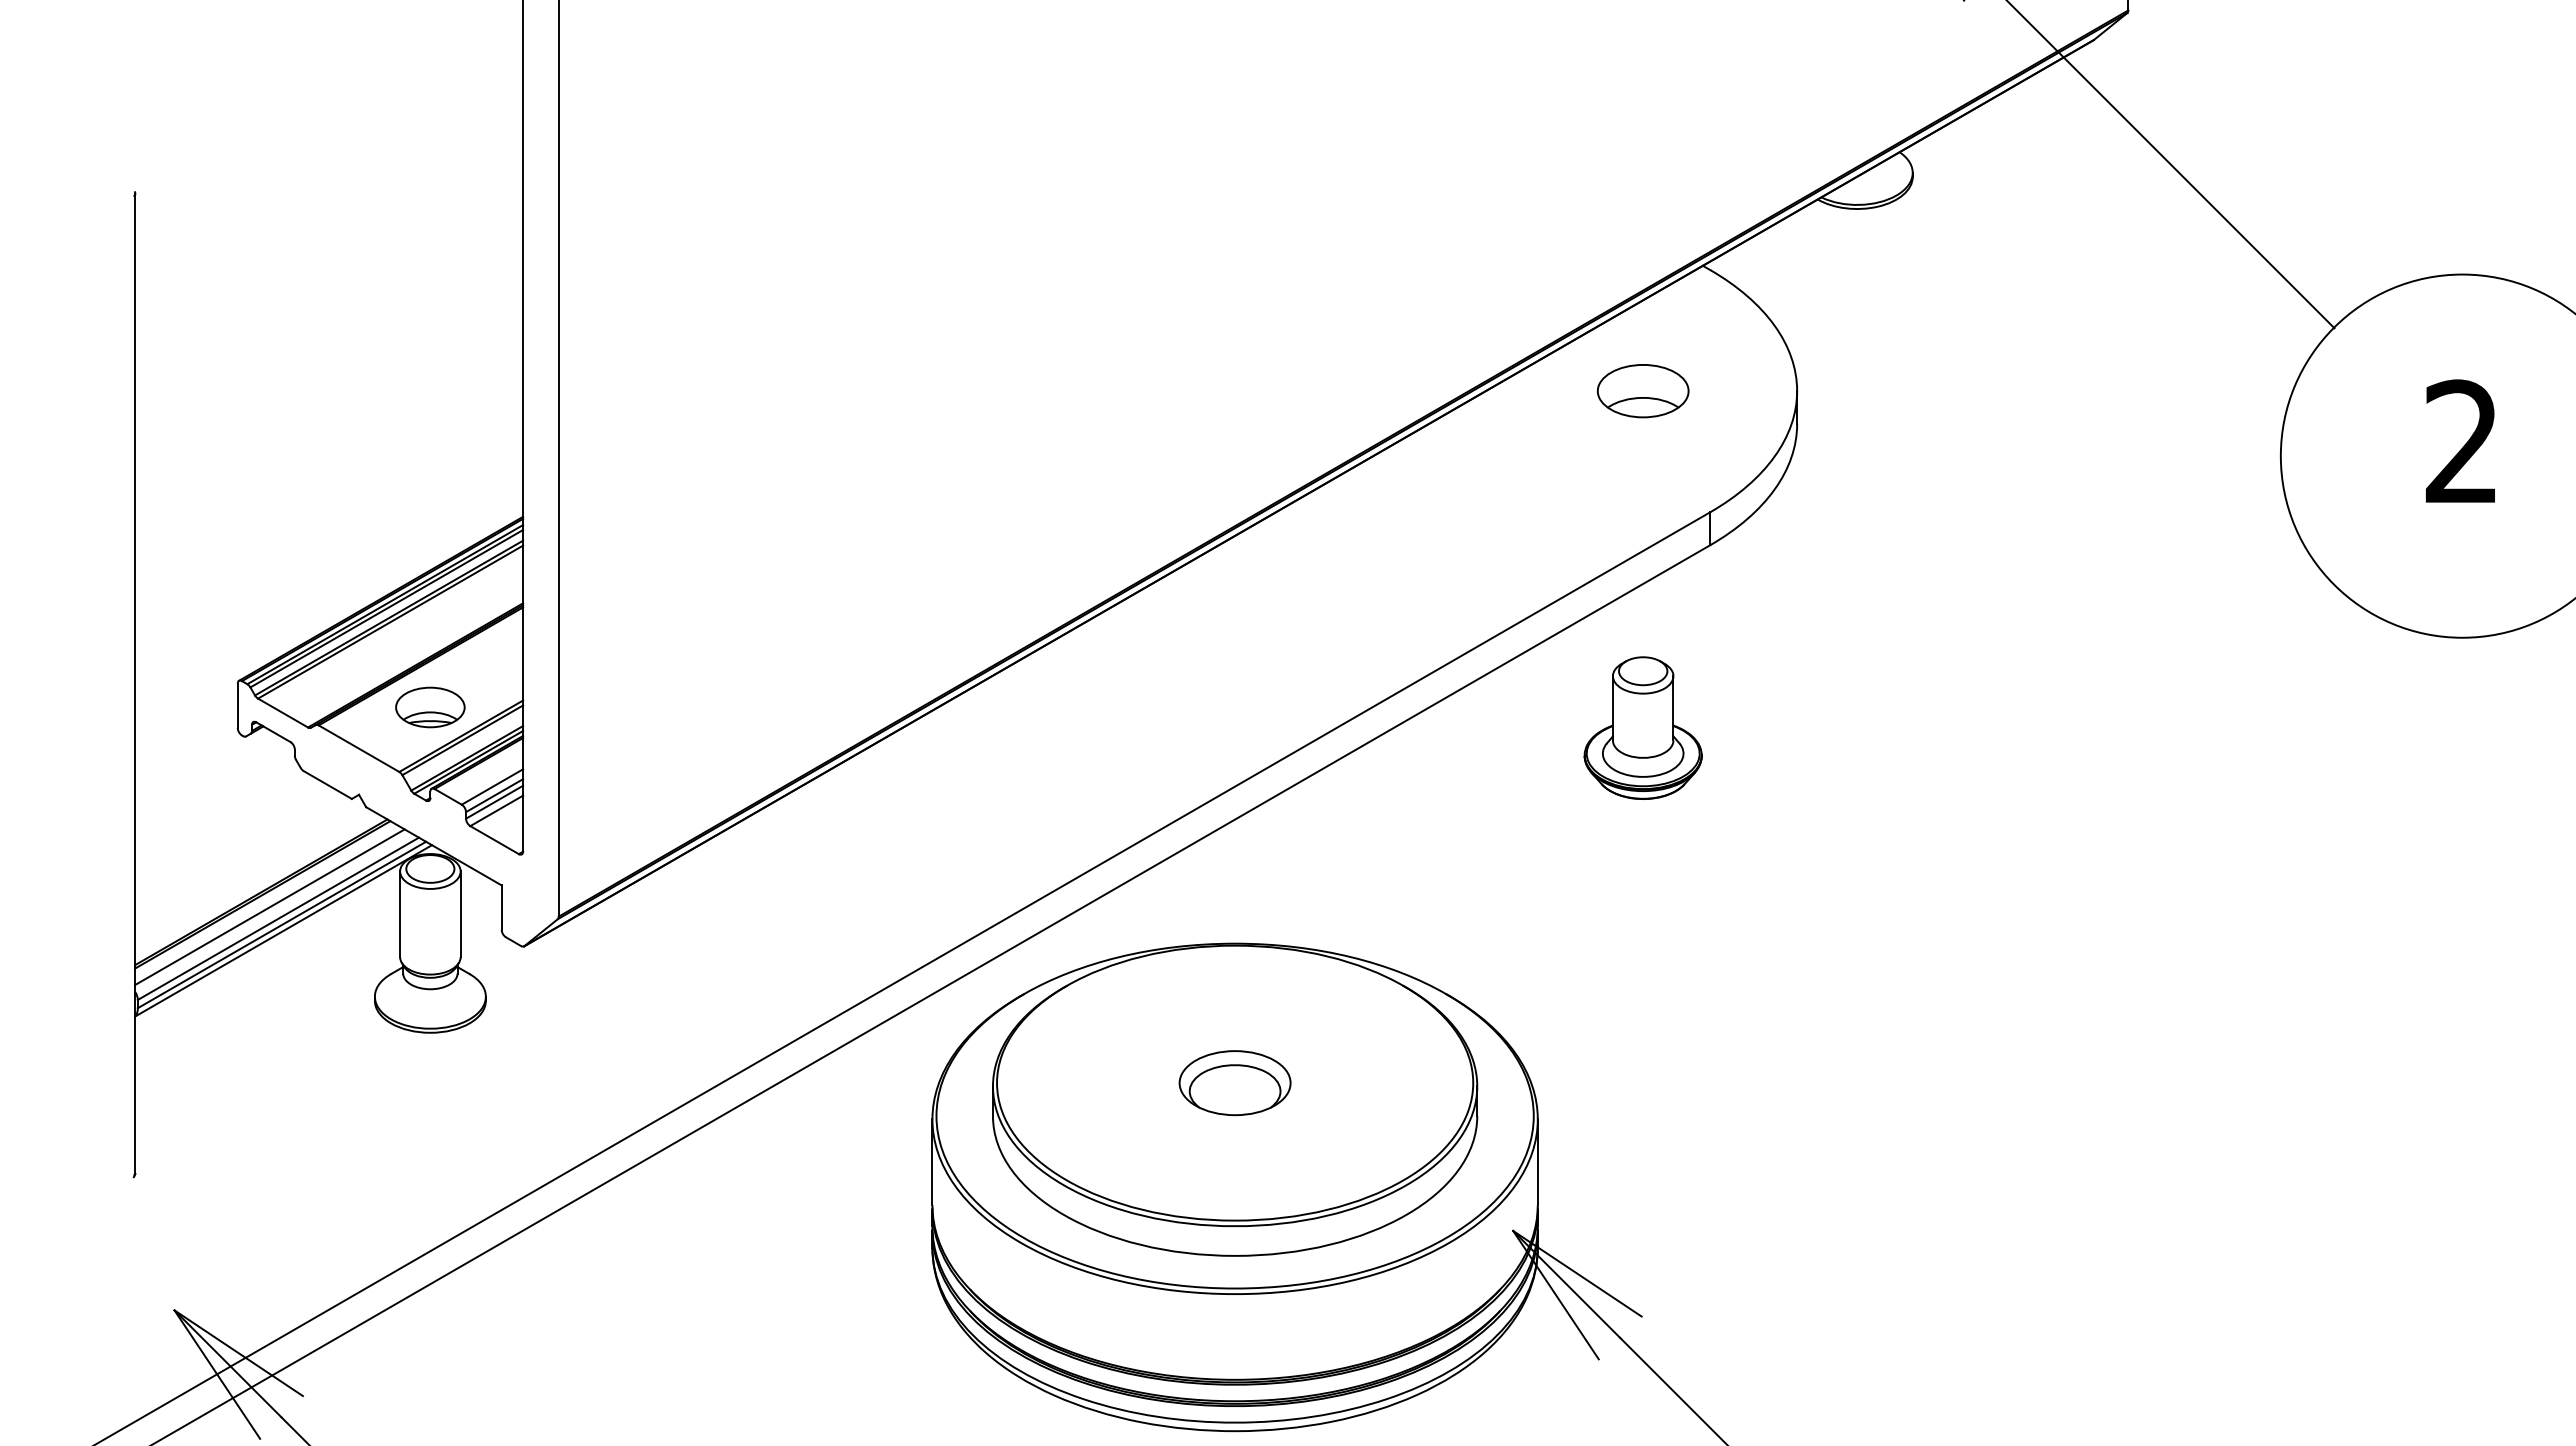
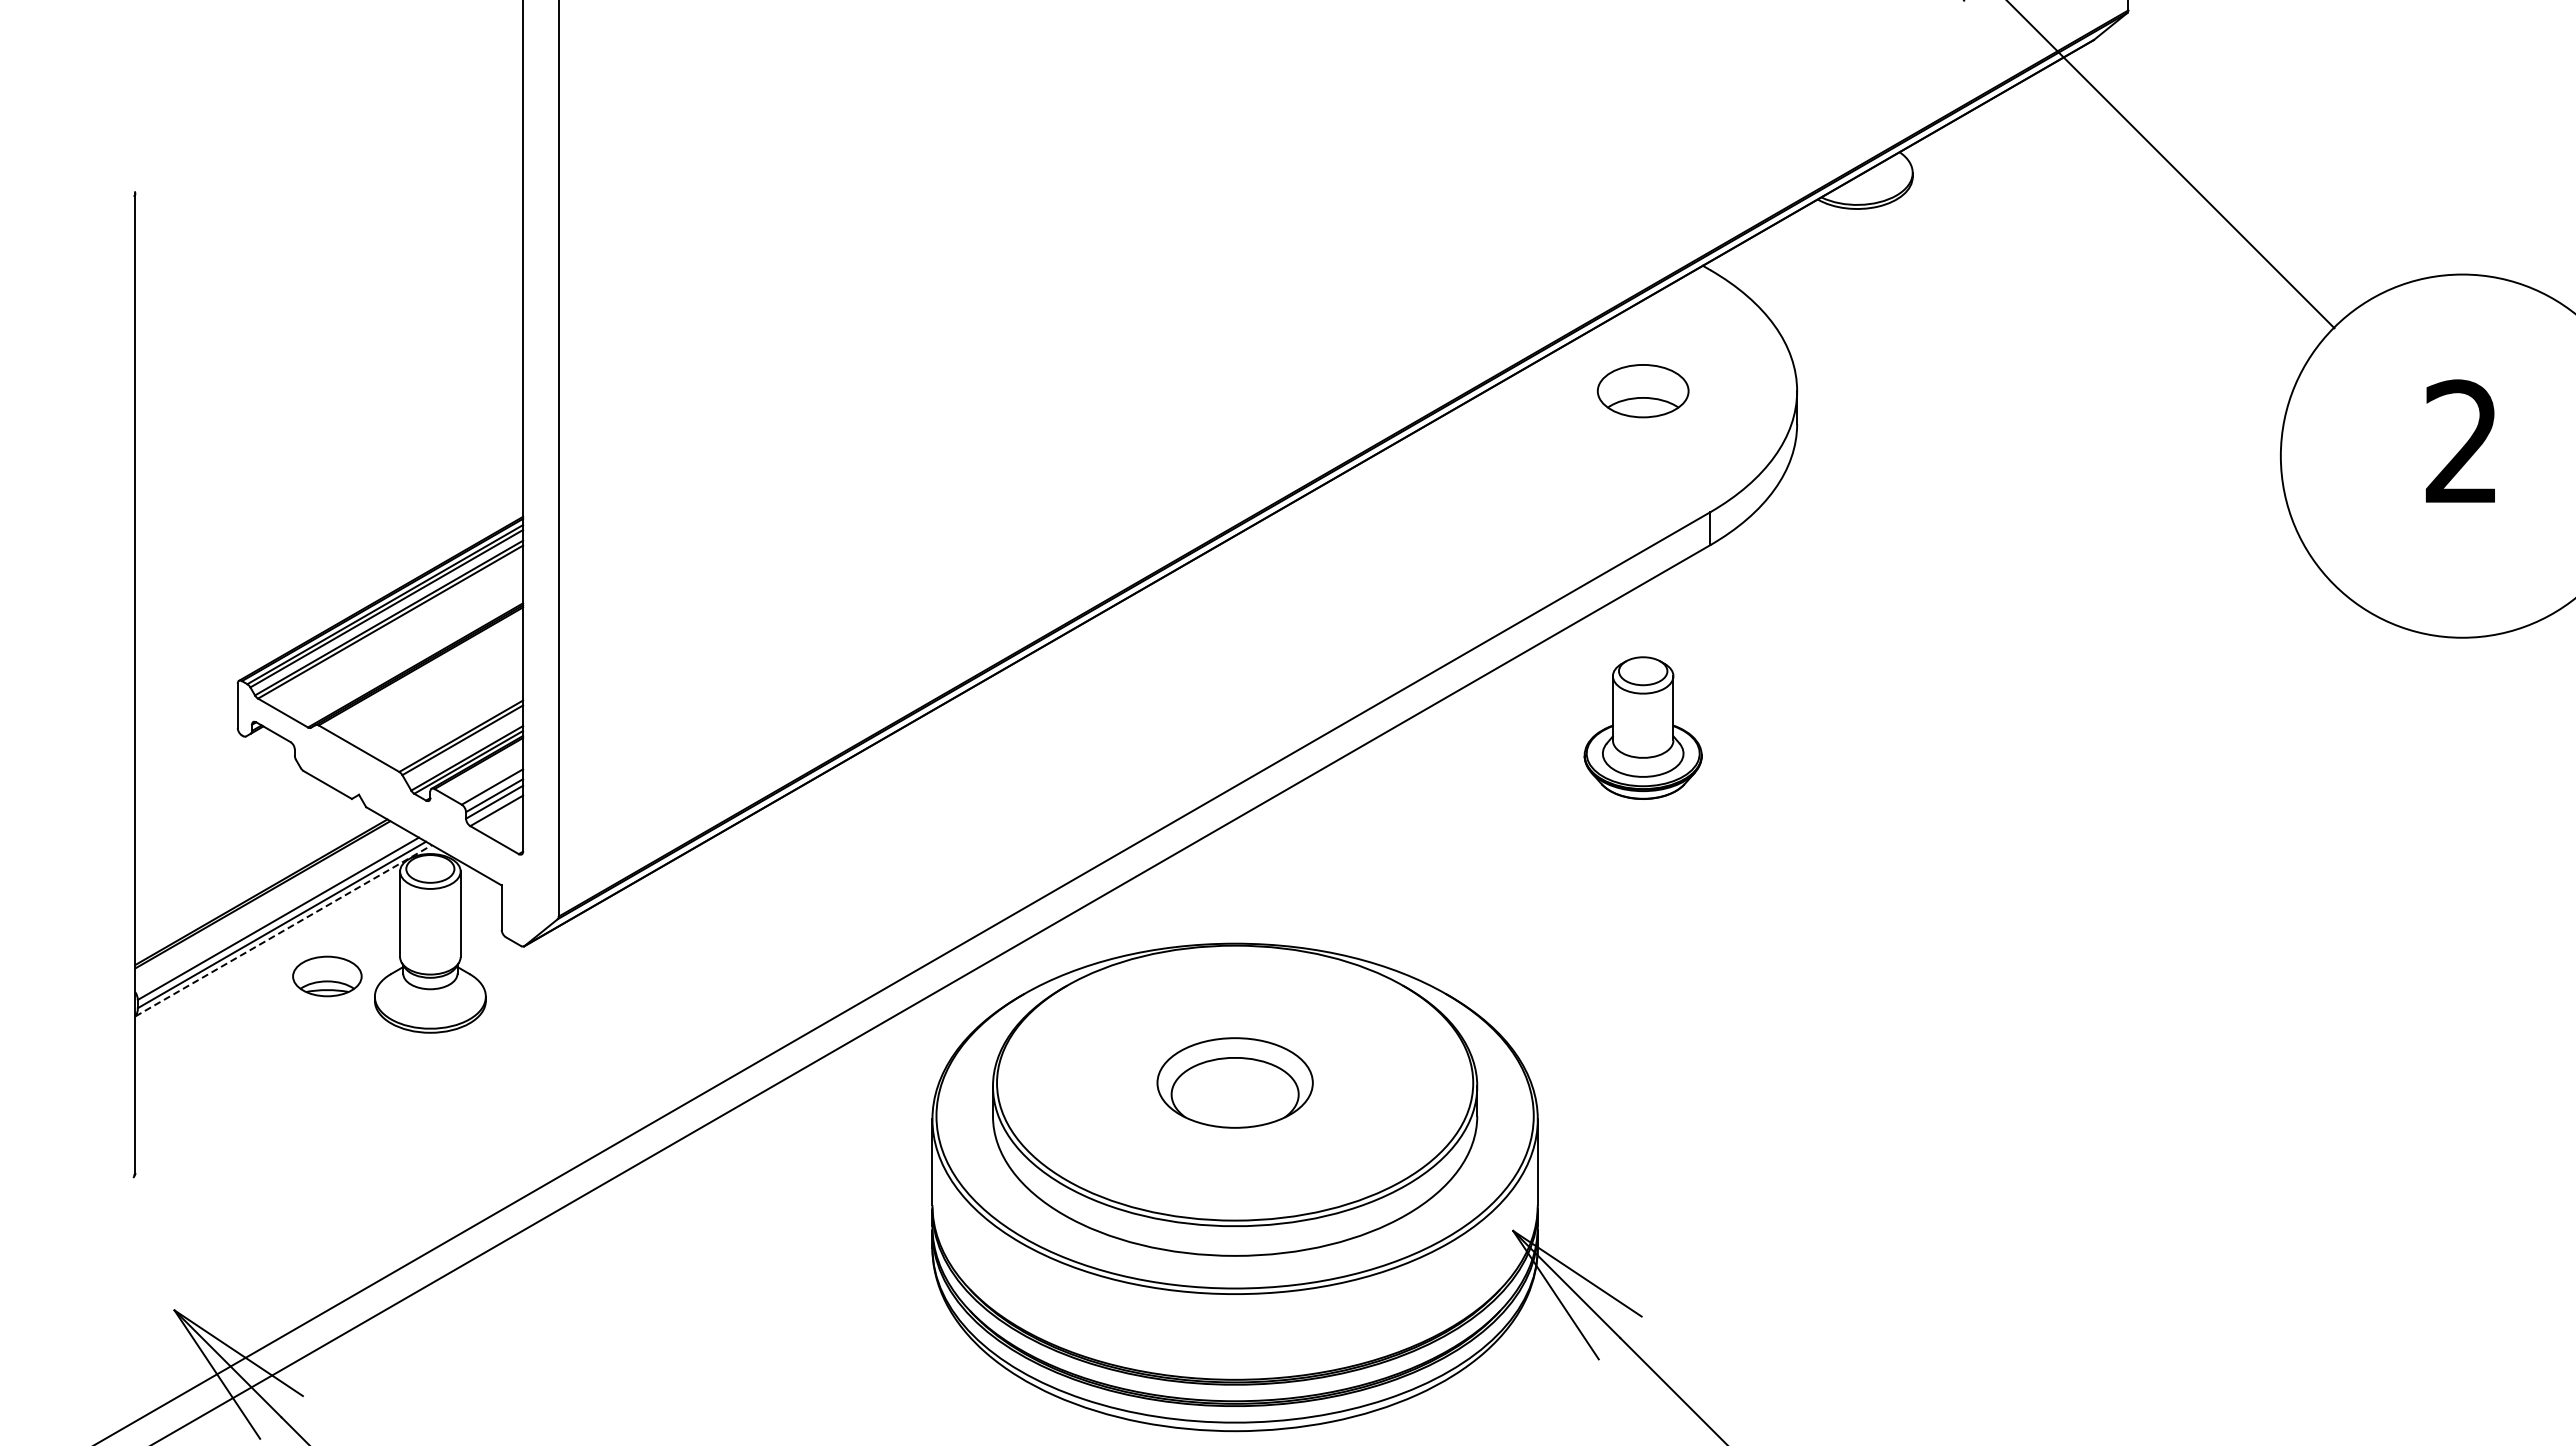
part position: (430, 707) -> (327, 976) (327, 976)
line: present -> none (269, 906)
line: solid -> dashed (284, 930)
part size: 114x67 px -> 158x92 px (1234, 1082)
